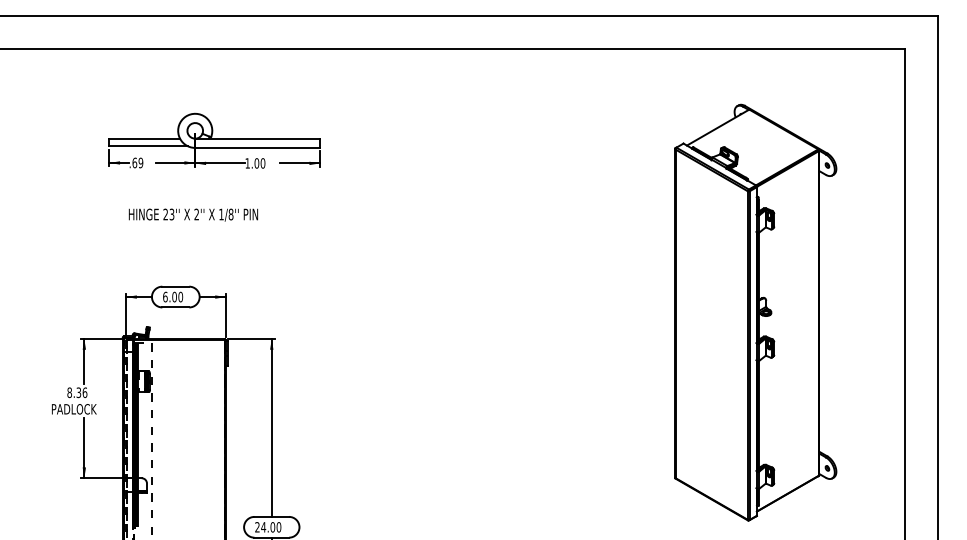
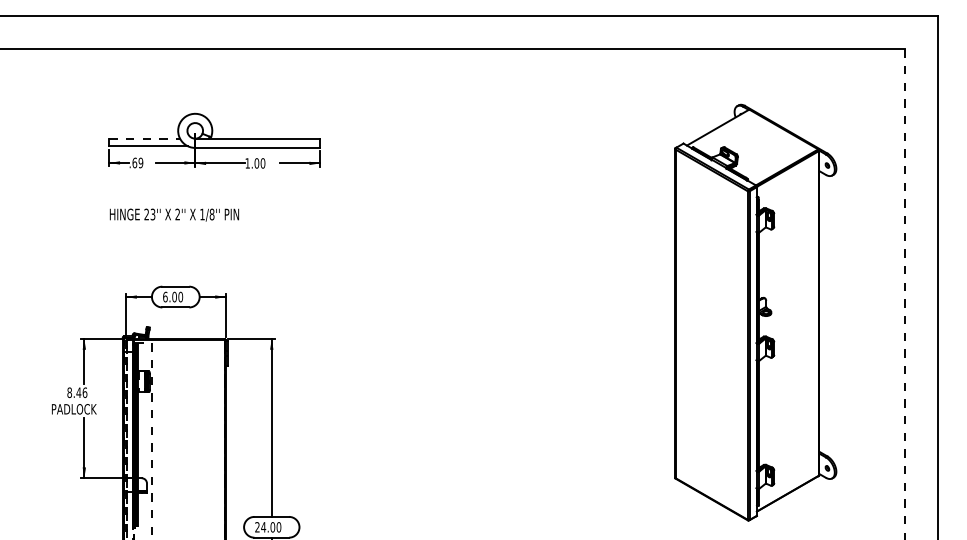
line: solid -> dashed (145, 138)
text position: (192, 214) -> (173, 214) (173, 214)
line: solid -> dashed (905, 294)
text: 8.36 -> 8.46 (78, 392)
